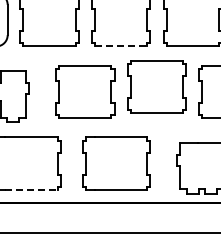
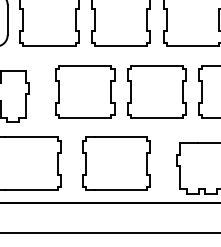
line: dashed -> solid (121, 46)
part position: (156, 86) -> (156, 91) (156, 91)
line: dashed -> solid (31, 190)
